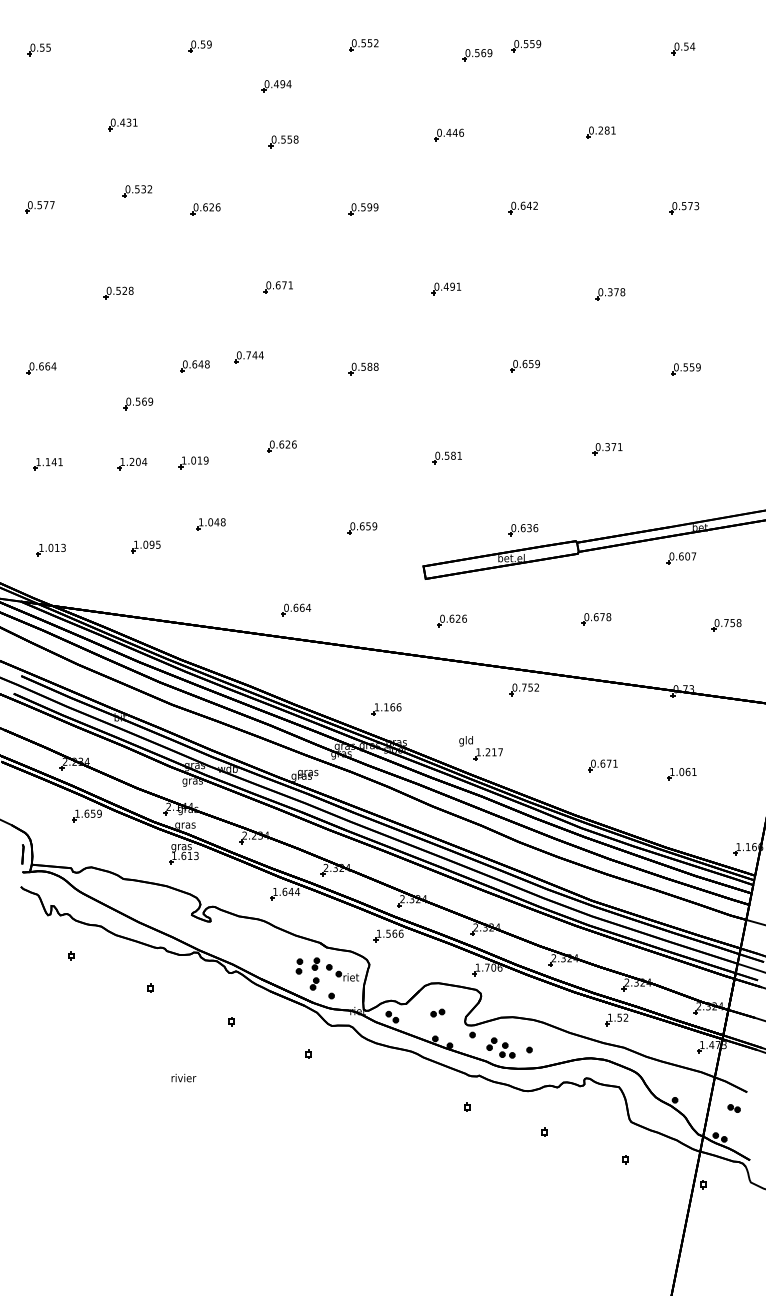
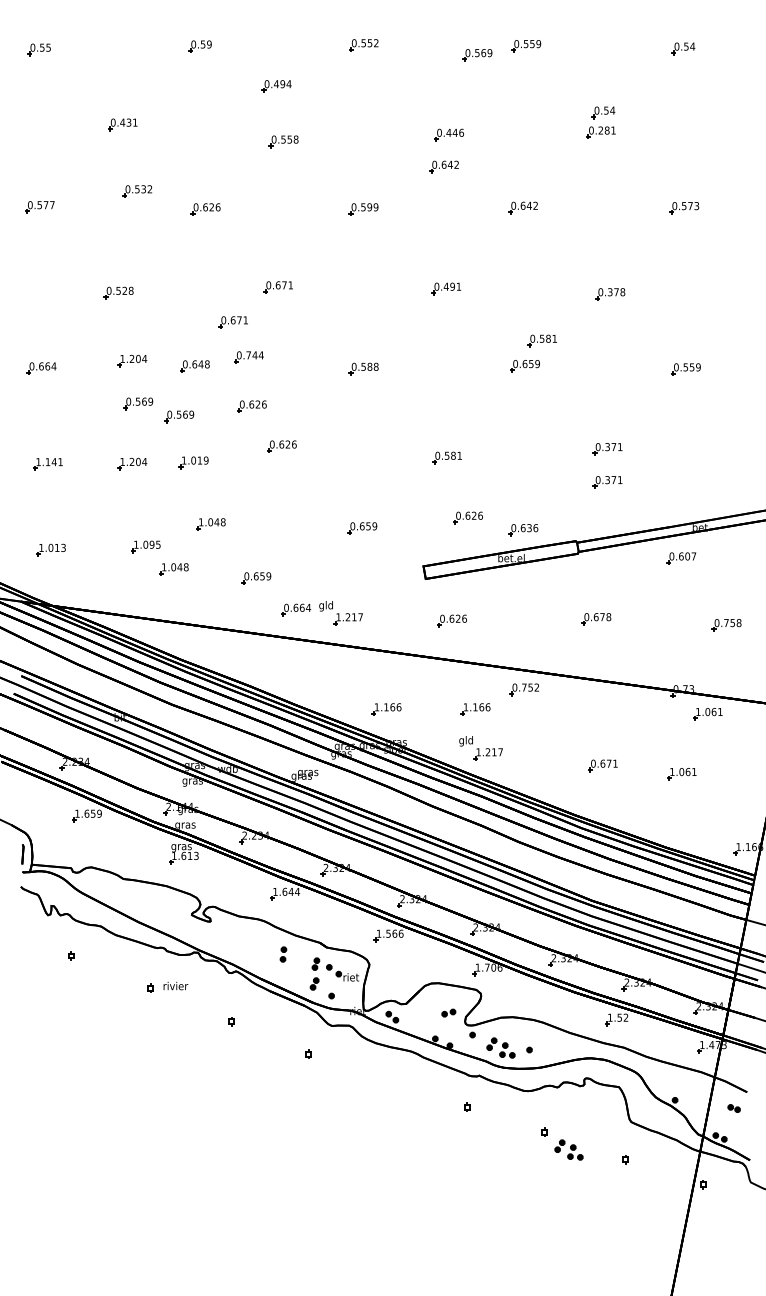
part: none -> present (603, 112)
part: none -> present (443, 166)
part: none -> present (232, 322)
part: none -> present (541, 340)
part: none -> present (132, 360)
part: none -> present (251, 406)
part: none -> present (179, 416)
part: none -> present (607, 482)
part: none -> present (467, 517)
part: none -> present (173, 569)
part: none -> present (256, 578)
part: none -> present (340, 613)
part: none -> present (475, 709)
part: none -> present (707, 714)
part position: (299, 966) -> (283, 954) (283, 954)
part position: (437, 1012) -> (448, 1012) (448, 1012)
text position: (183, 1078) -> (175, 986) (175, 986)
part: none -> present (568, 1149)
